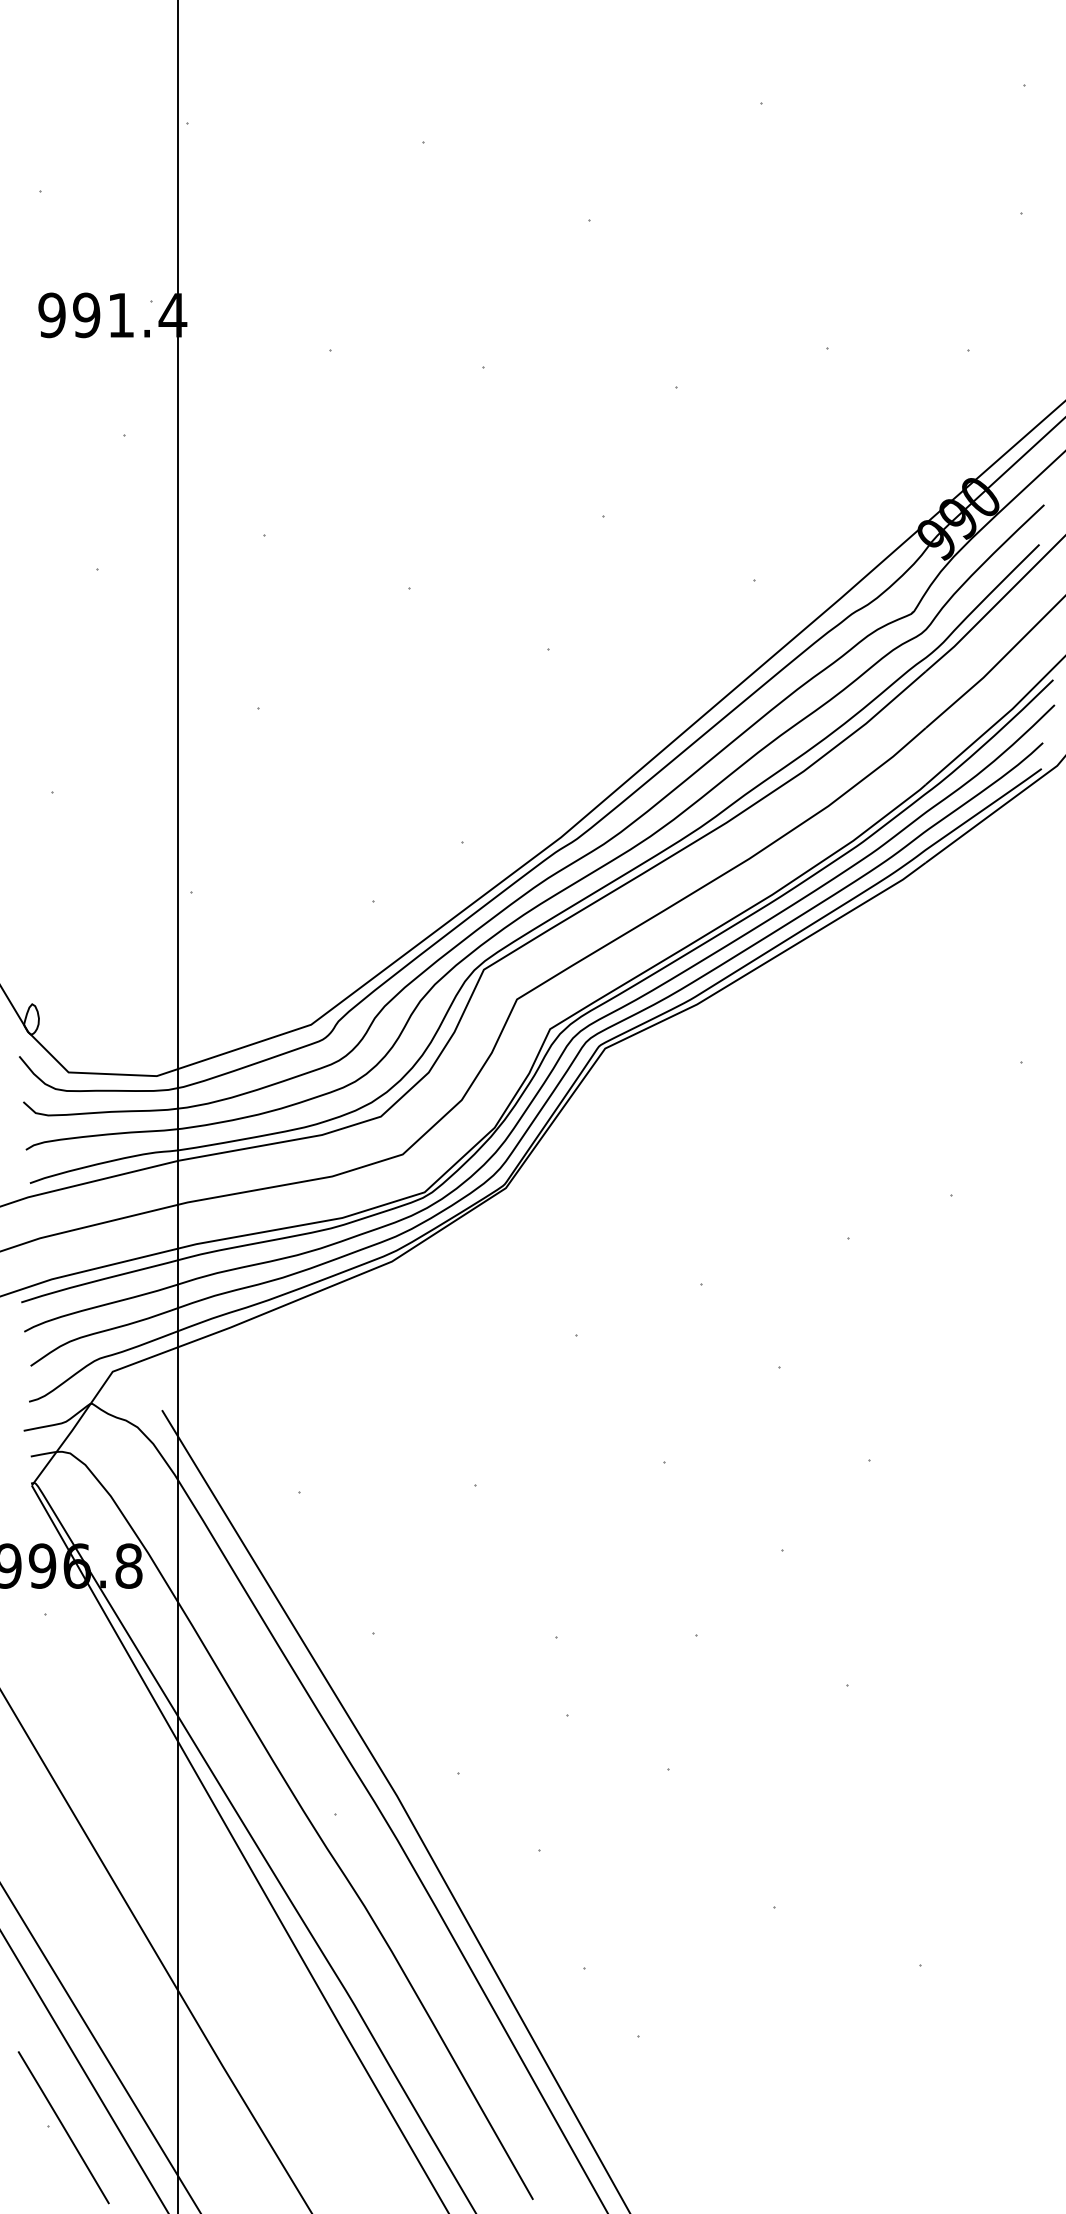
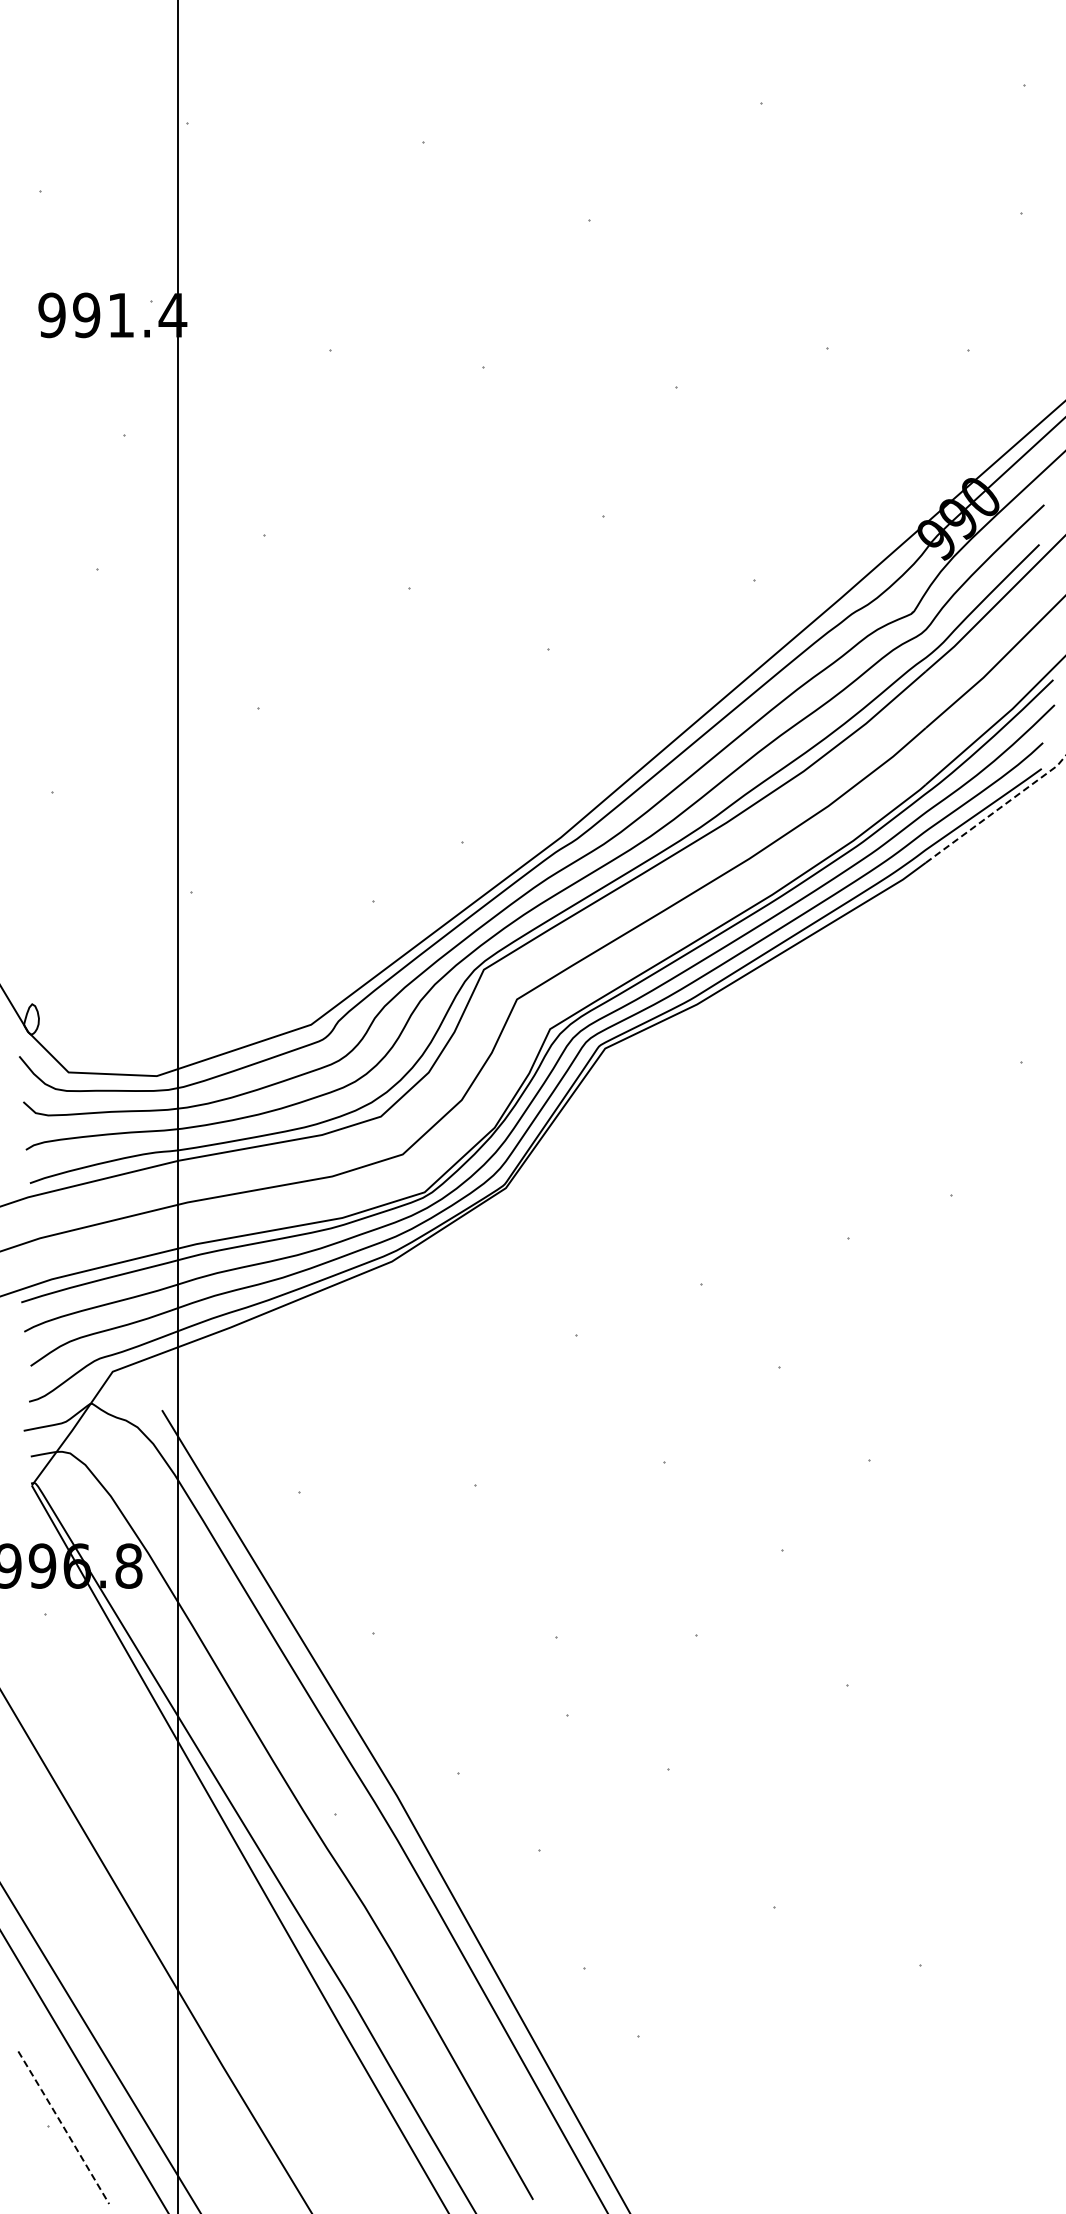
line: solid -> dashed (997, 810)
line: solid -> dashed (63, 2126)
